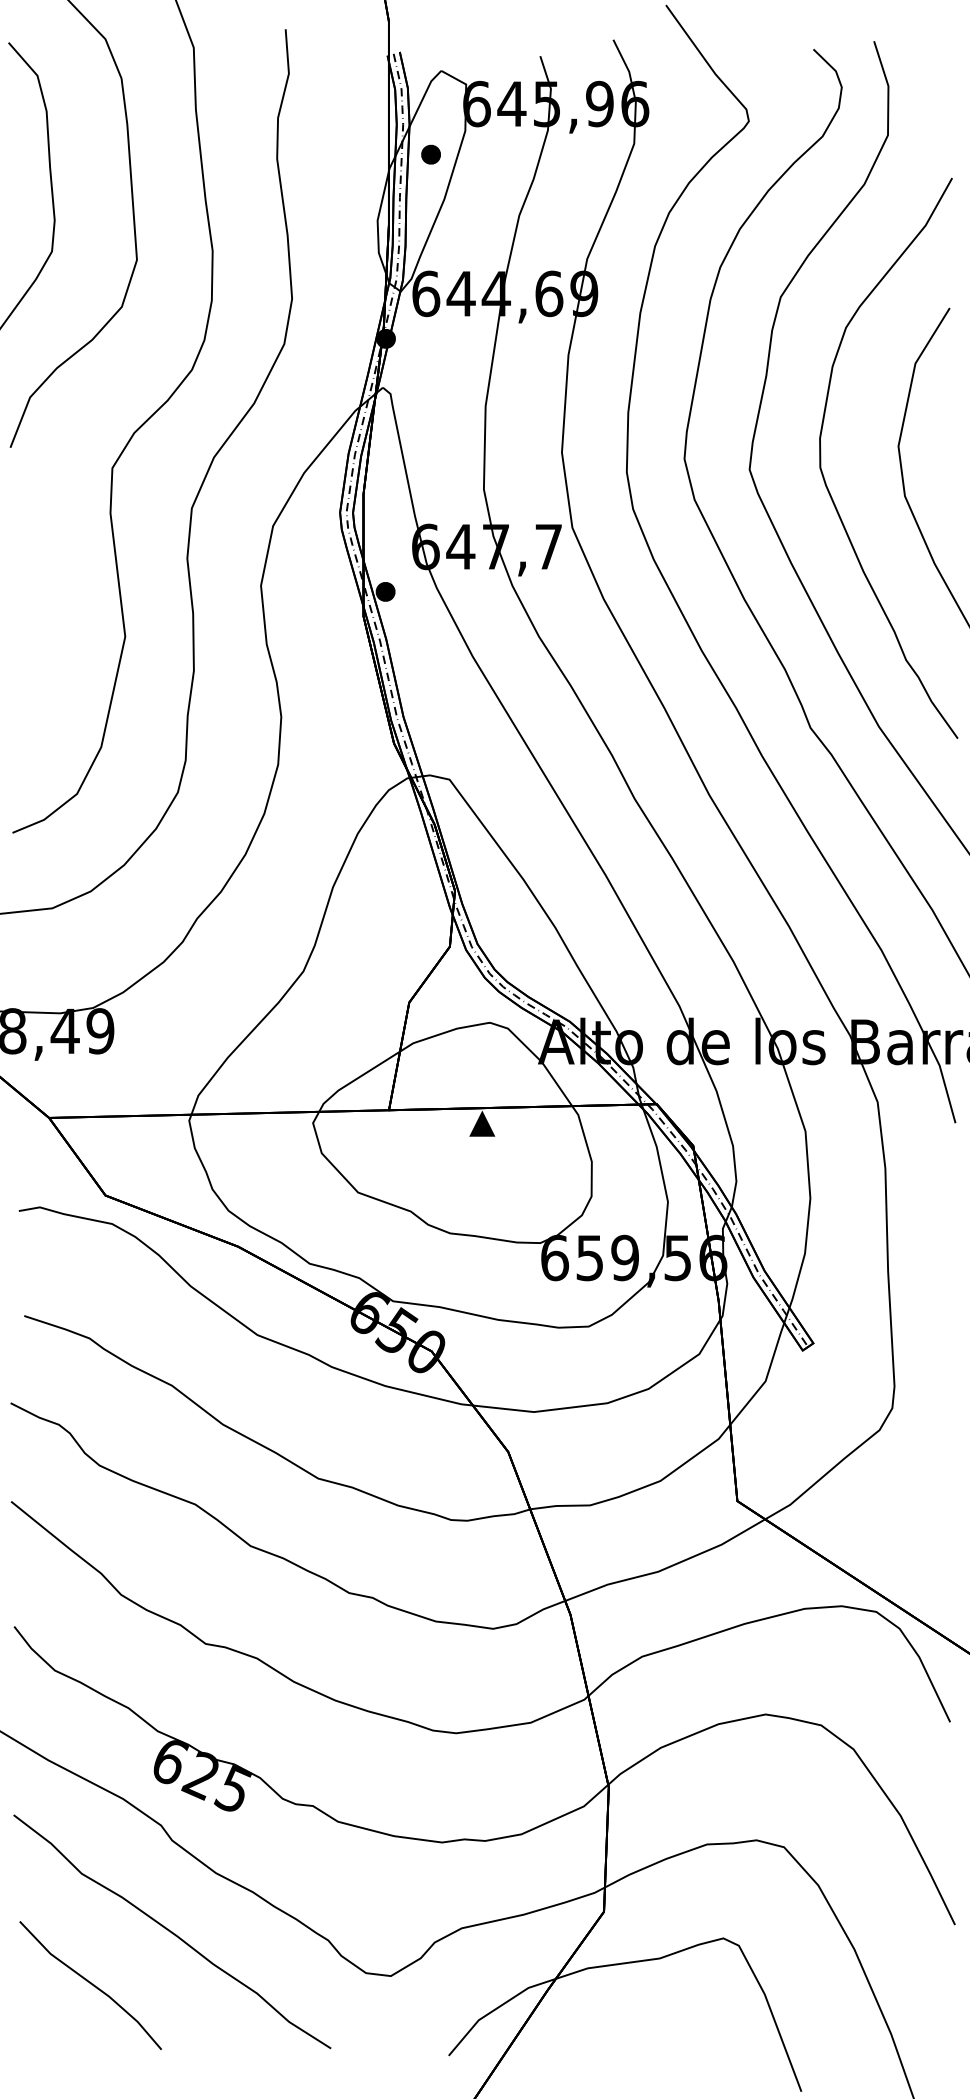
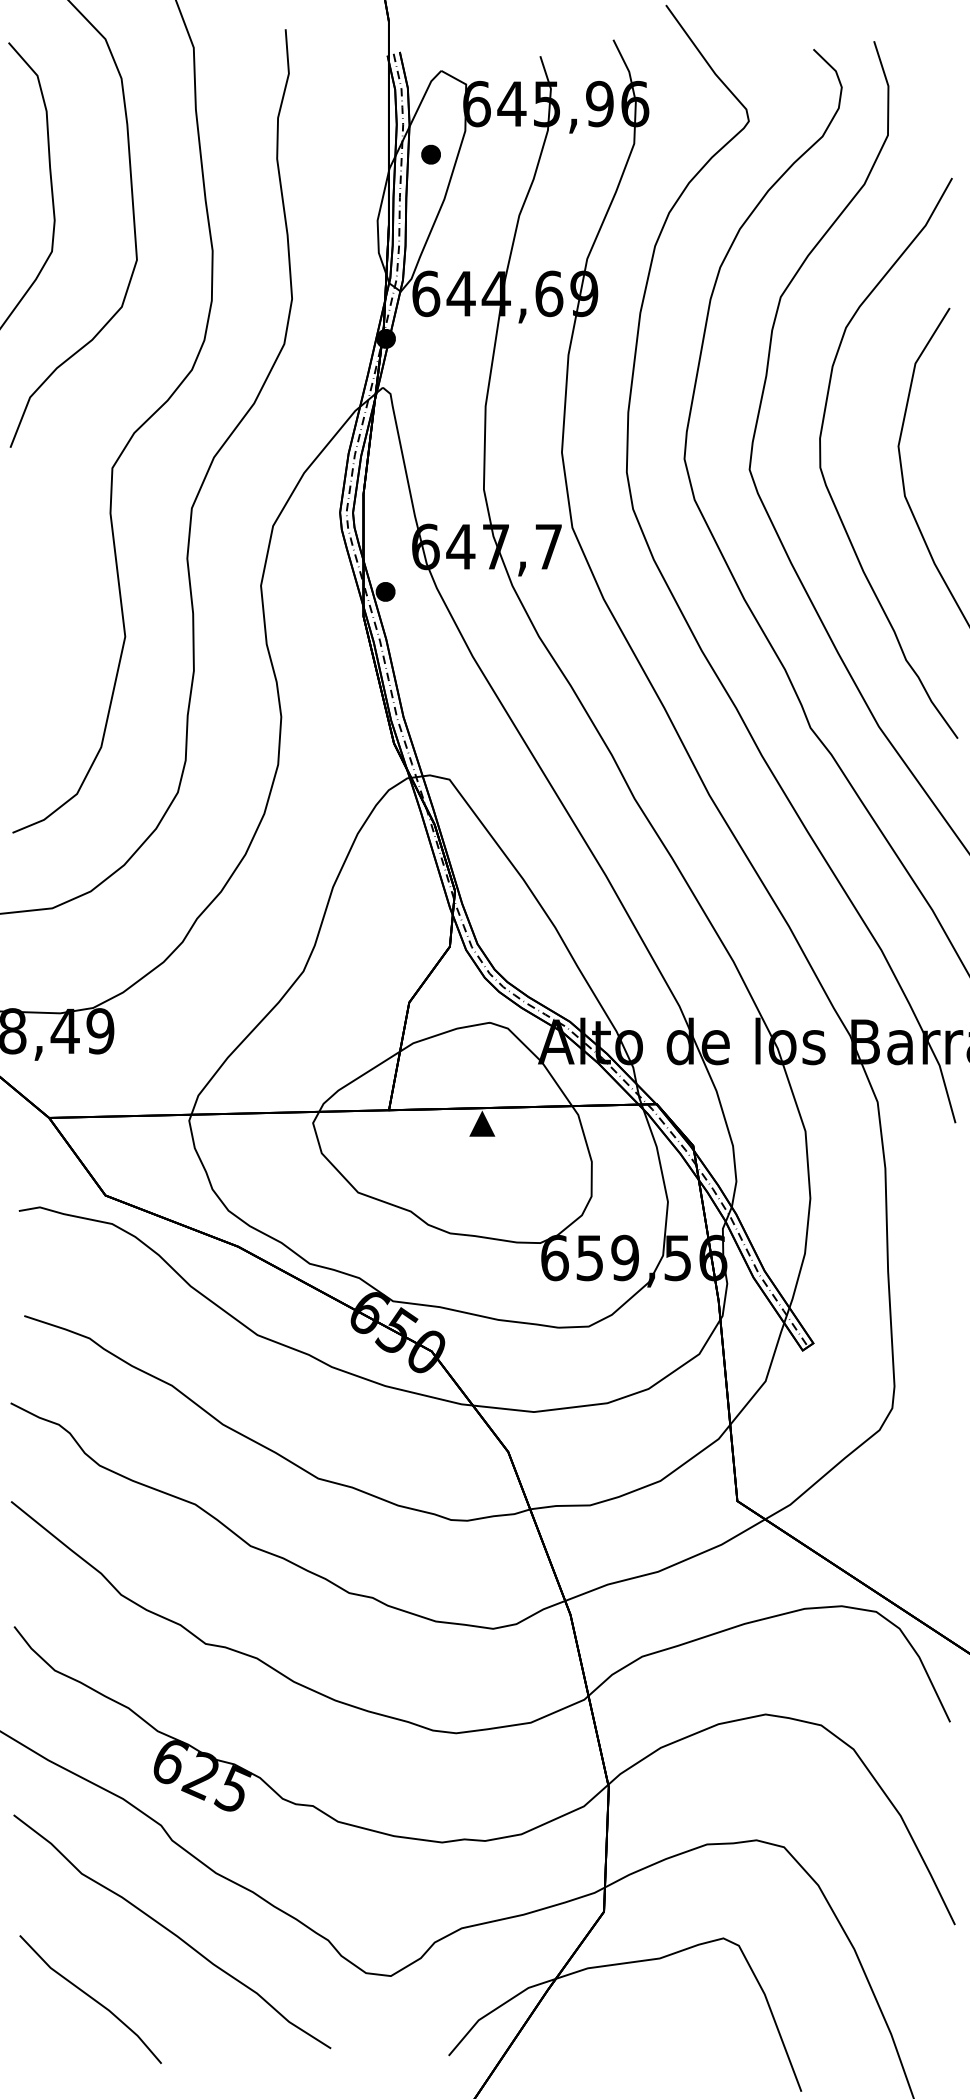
line position: (90, 1984) -> (90, 1998) (90, 1998)
